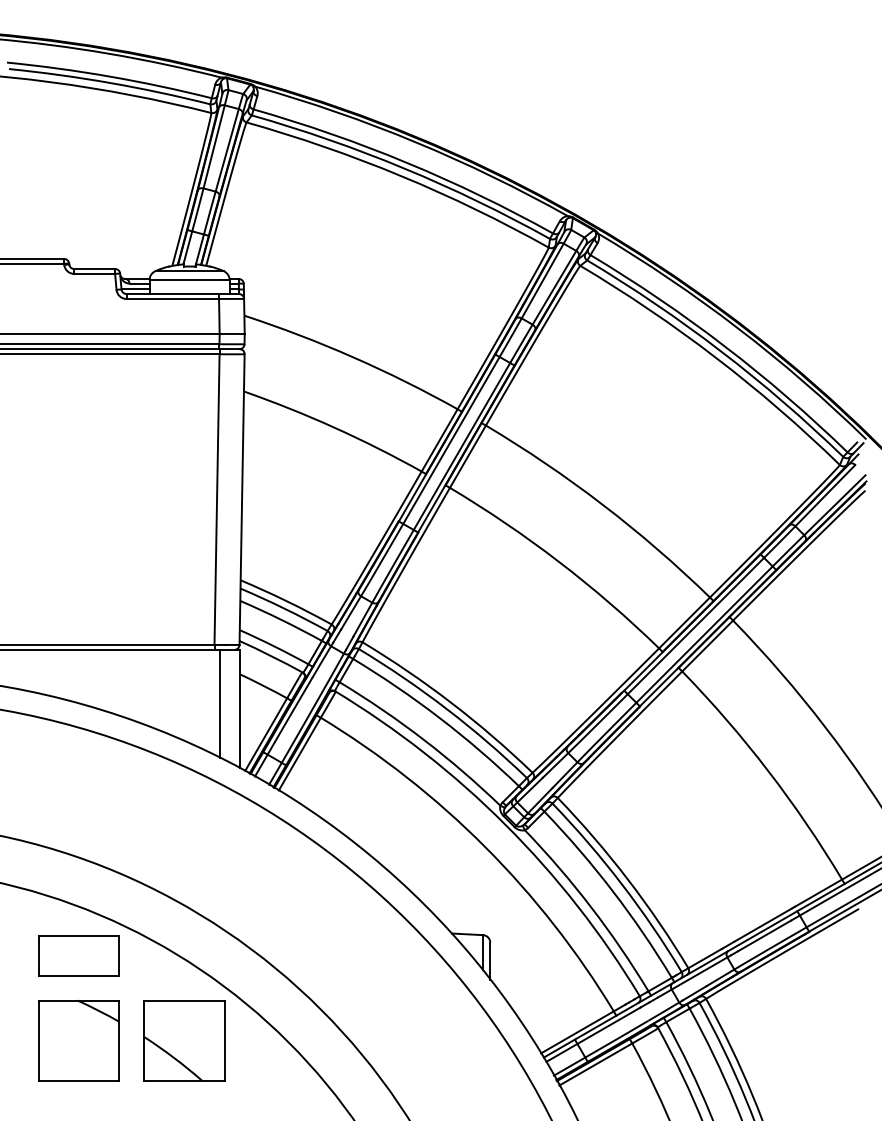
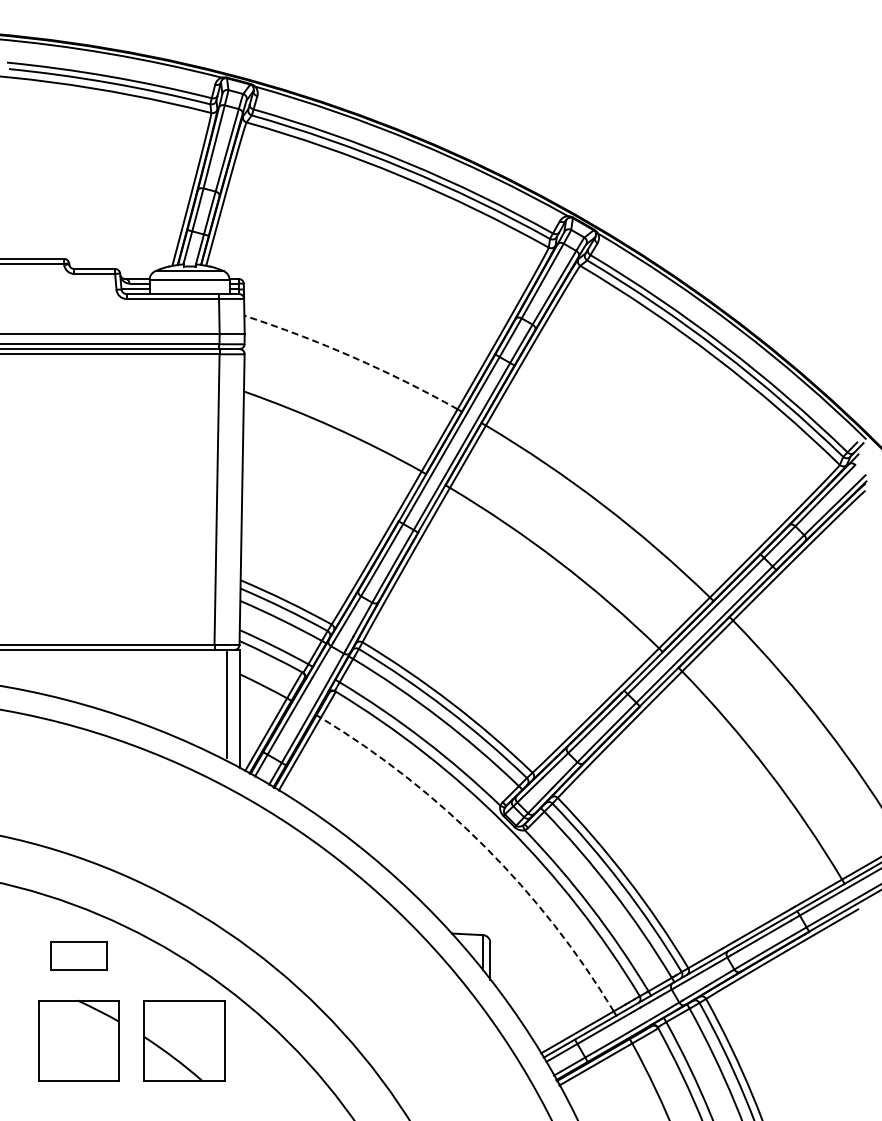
arc: solid -> dashed (353, 357)
line position: (219, 703) -> (226, 703) (226, 703)
arc: solid -> dashed (485, 846)
part size: 82x42 px -> 58x30 px (78, 955)
